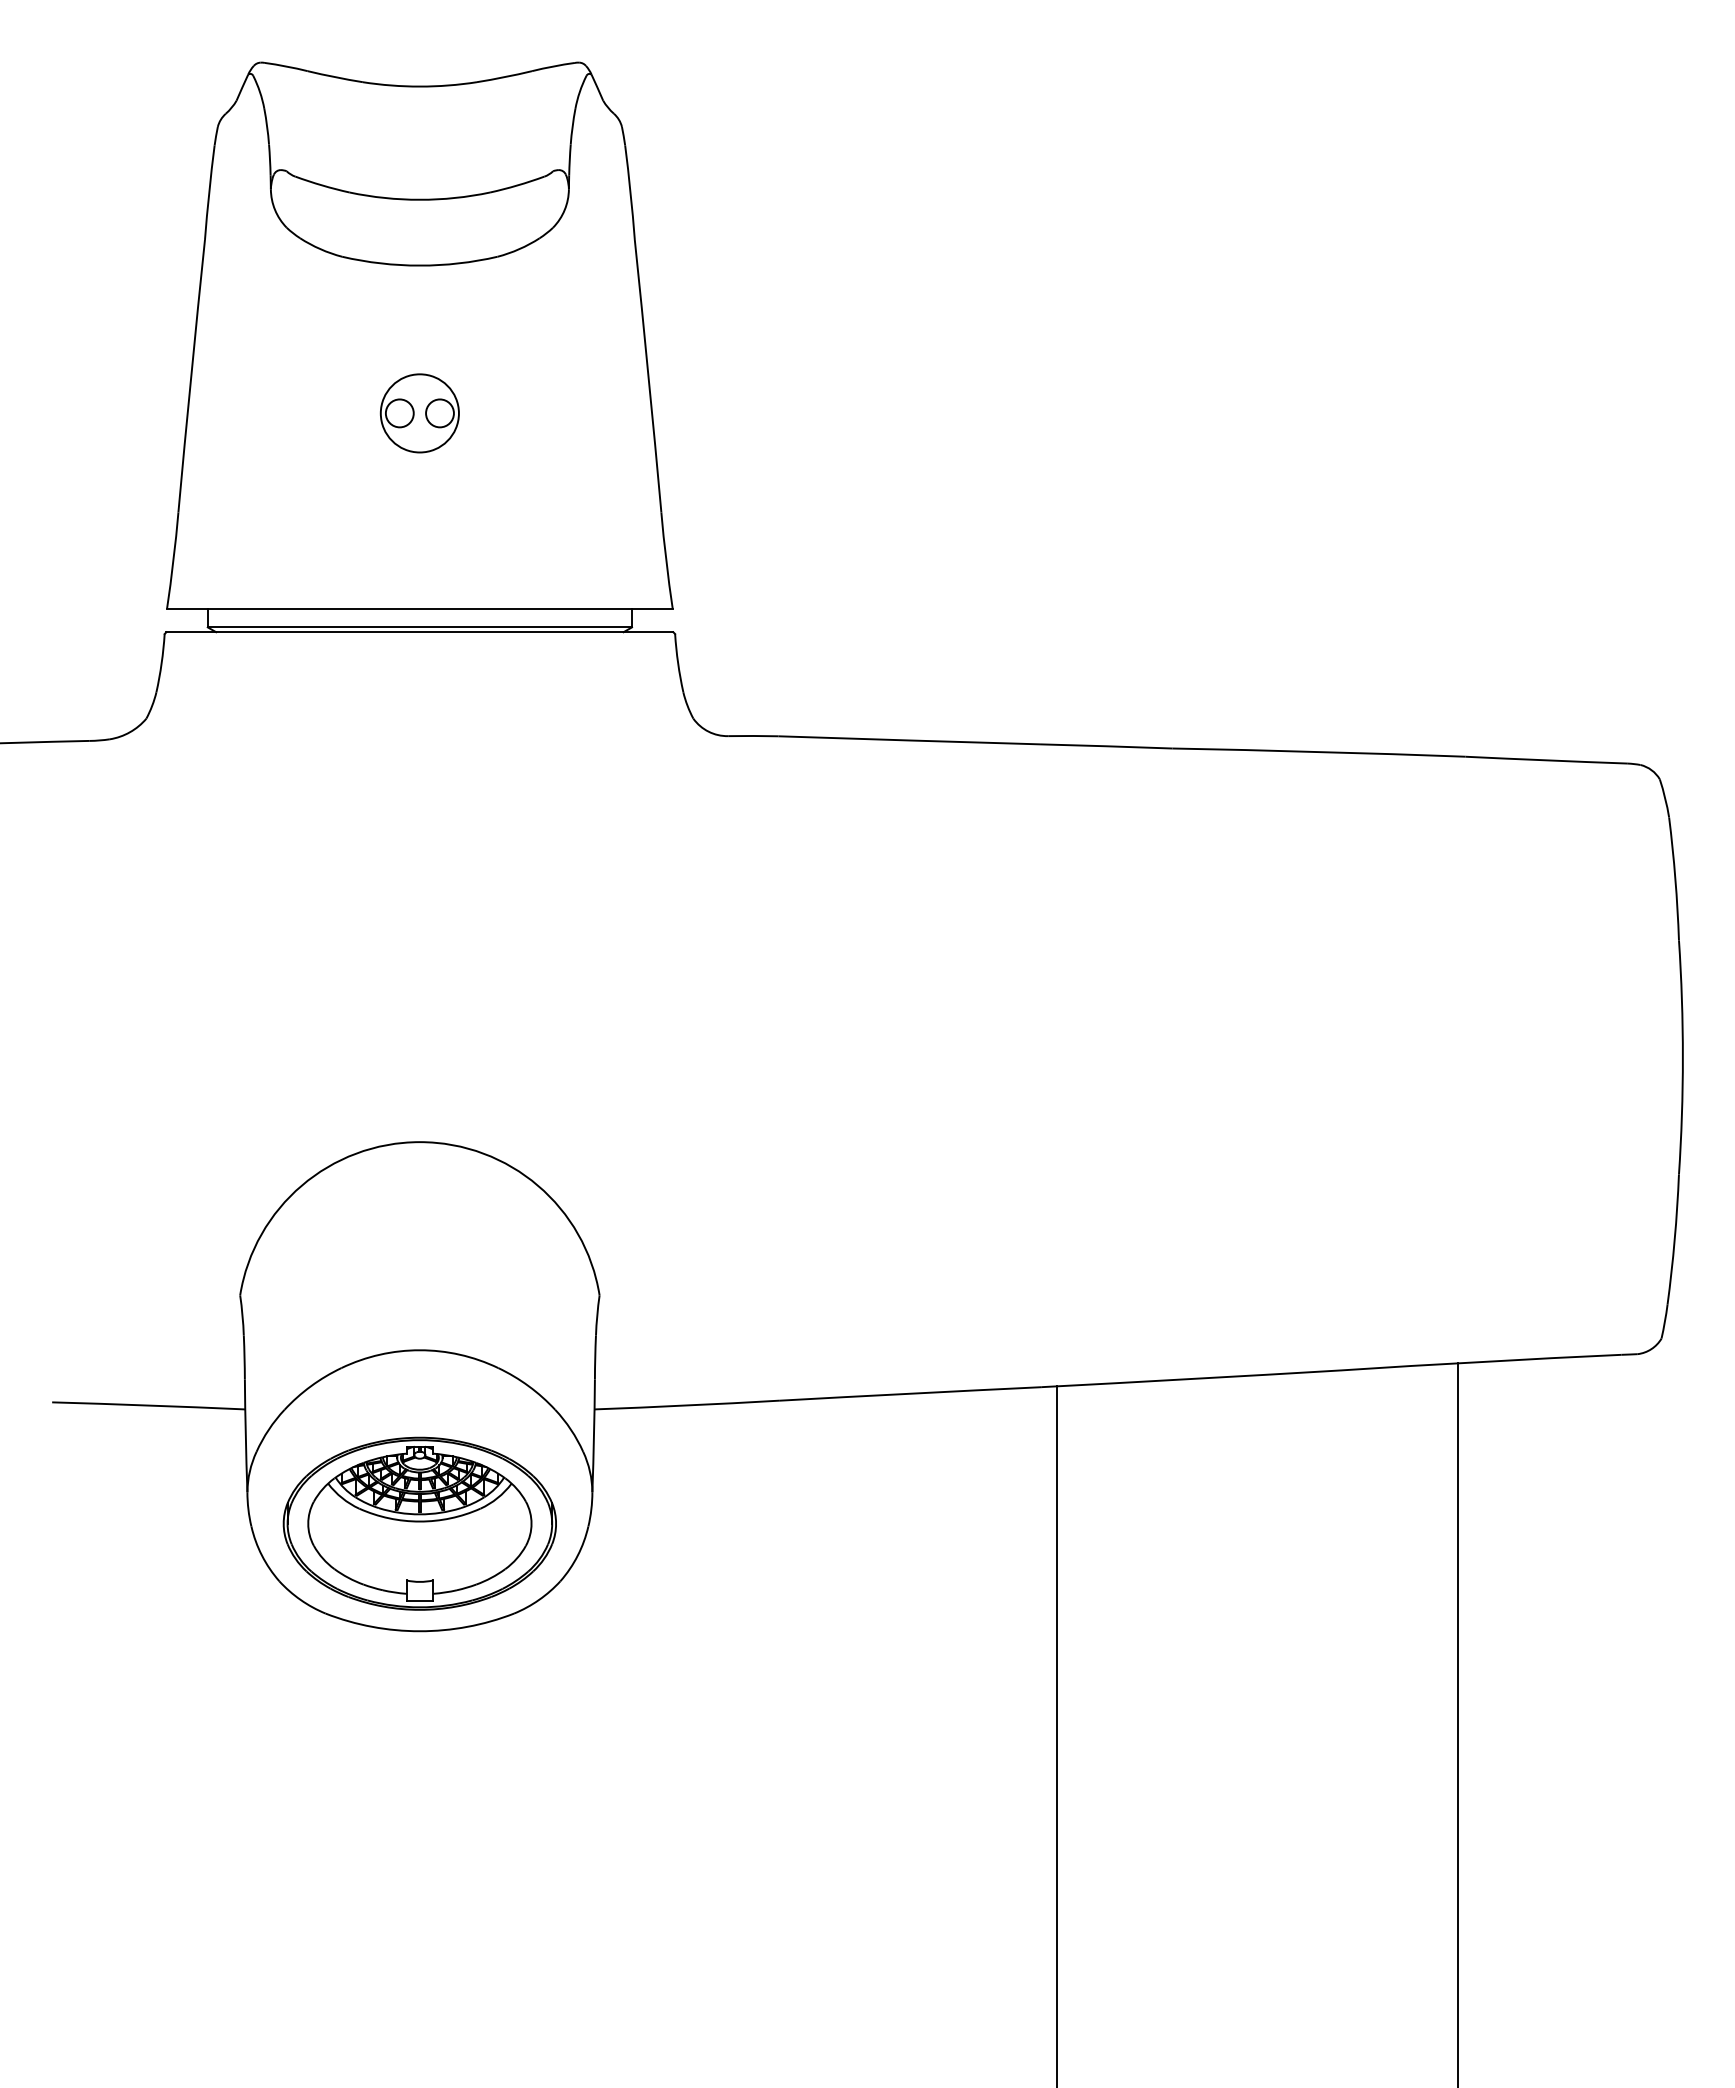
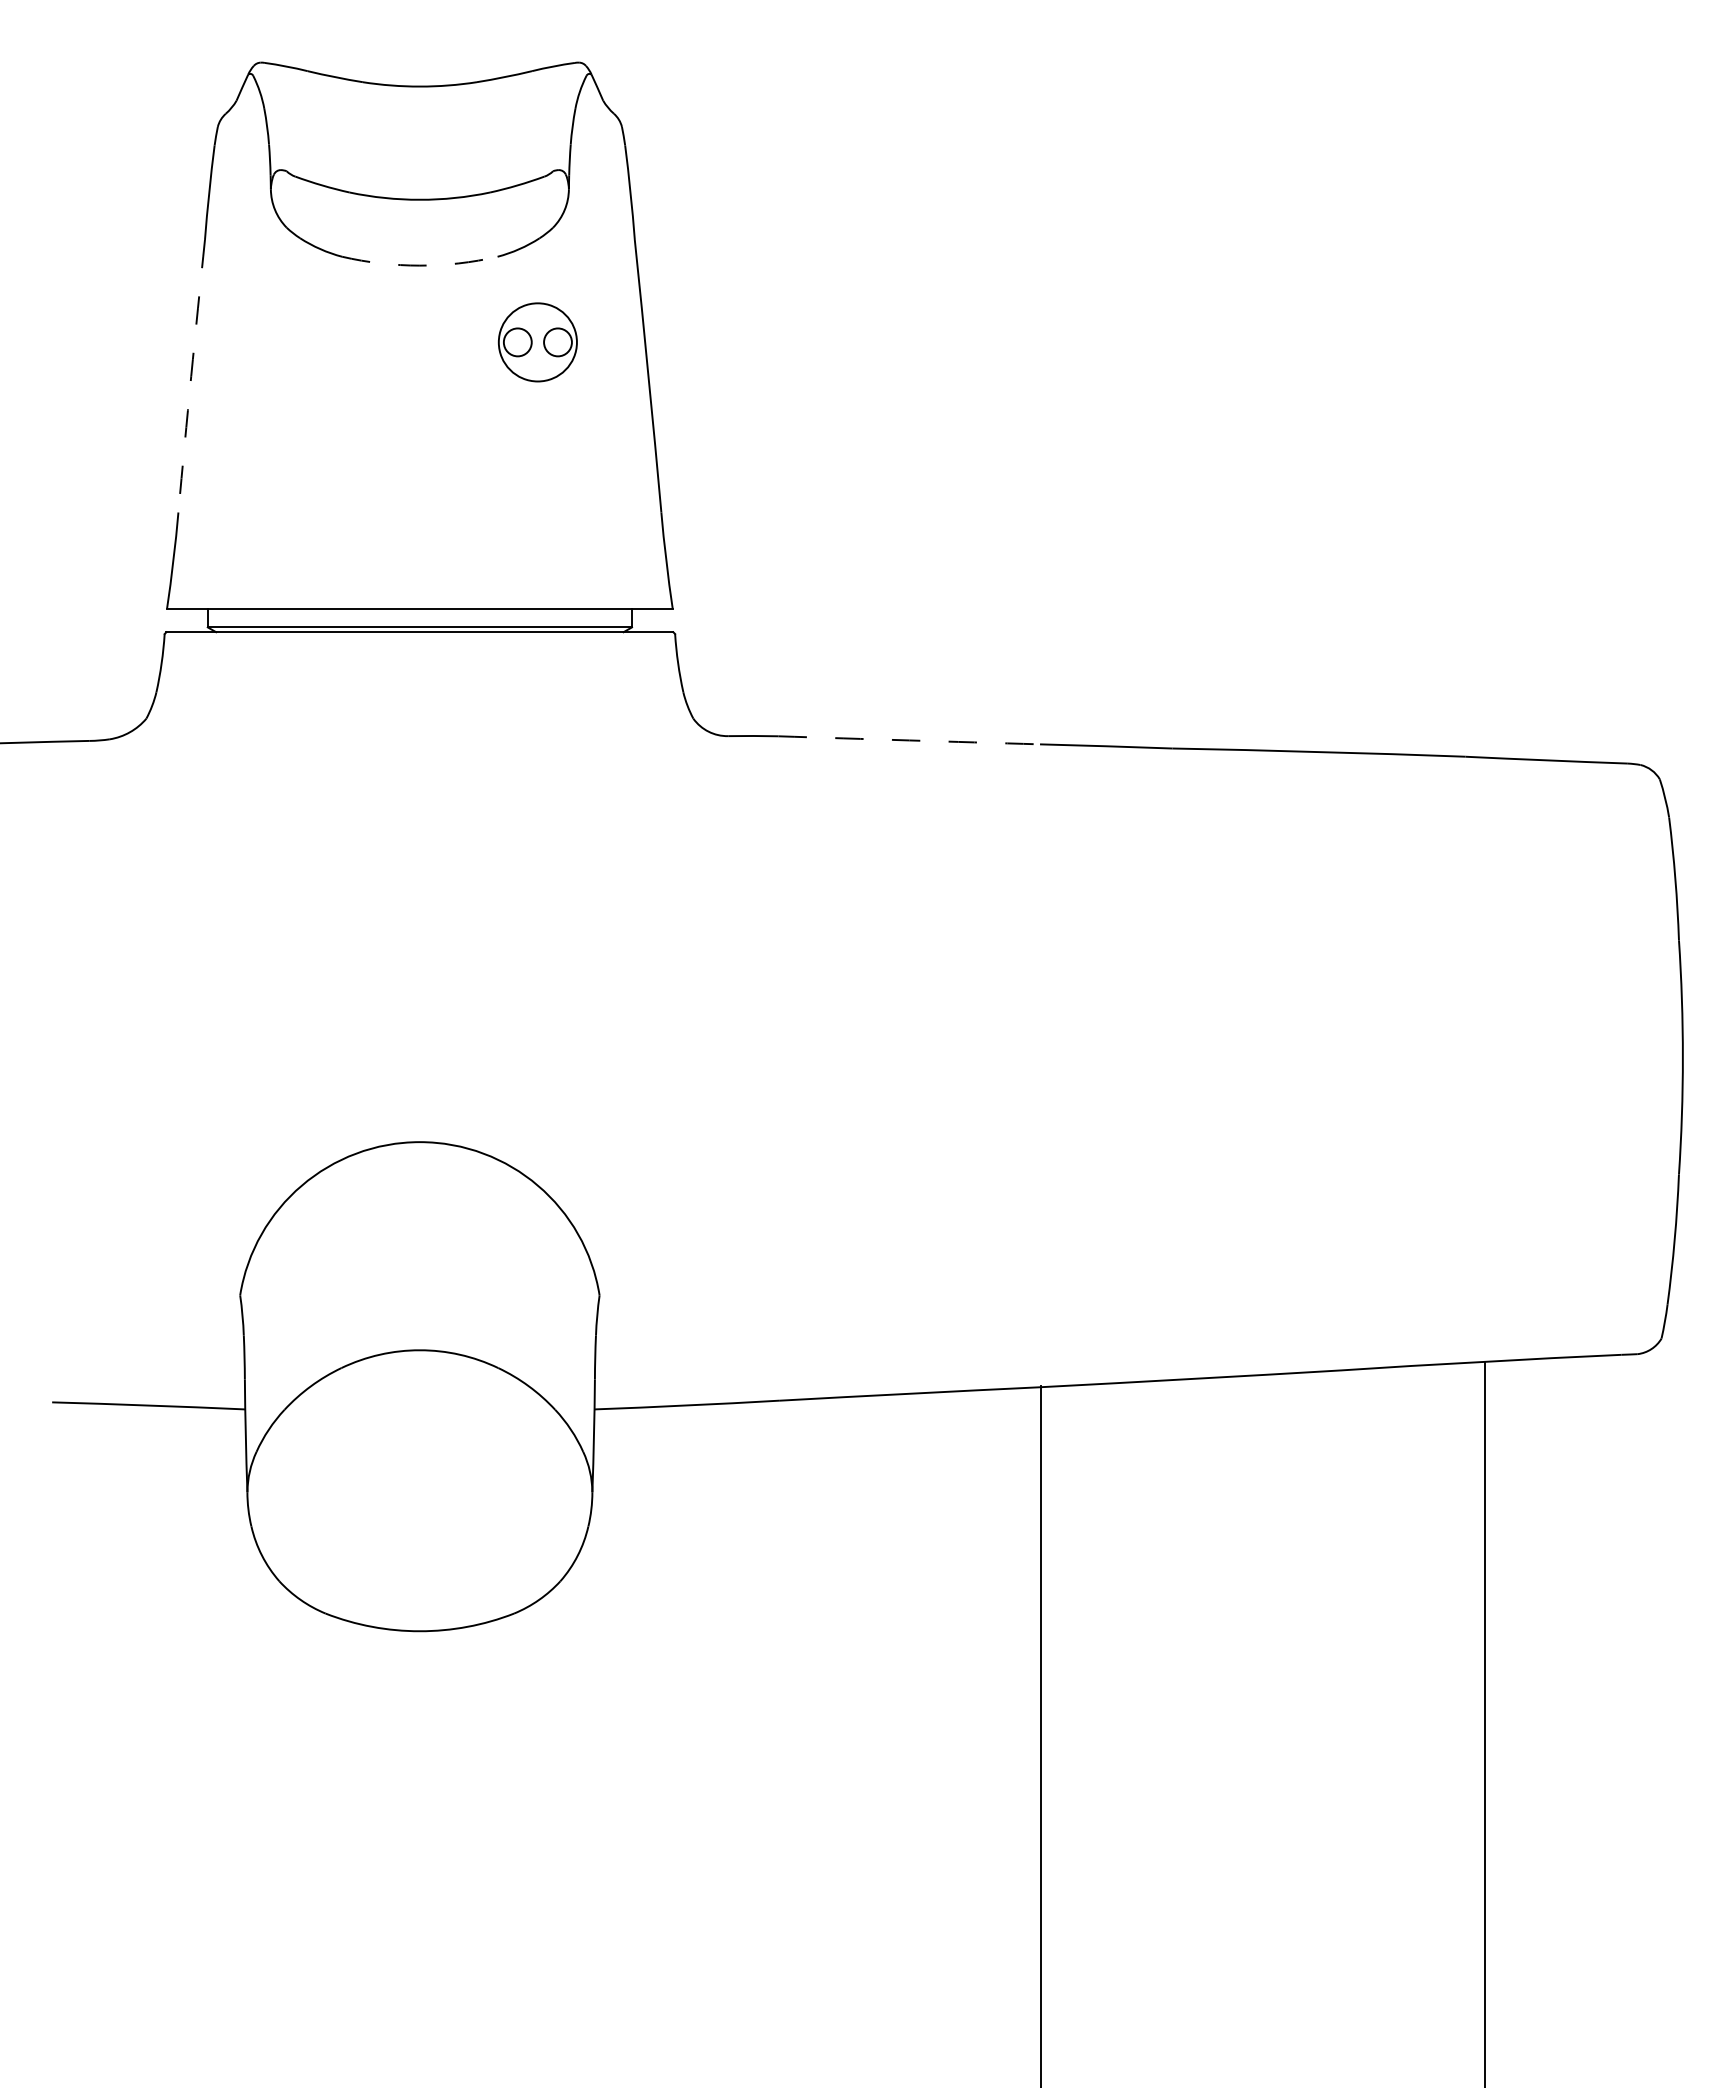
arc: solid -> dashed (419, 265)
arc: solid -> dashed (191, 376)
part position: (419, 413) -> (537, 342) (537, 342)
arc: solid -> dashed (909, 740)
part: present -> none (419, 1523)
line position: (1457, 1723) -> (1484, 1723) (1484, 1723)
line position: (1056, 1735) -> (1040, 1735) (1040, 1735)
